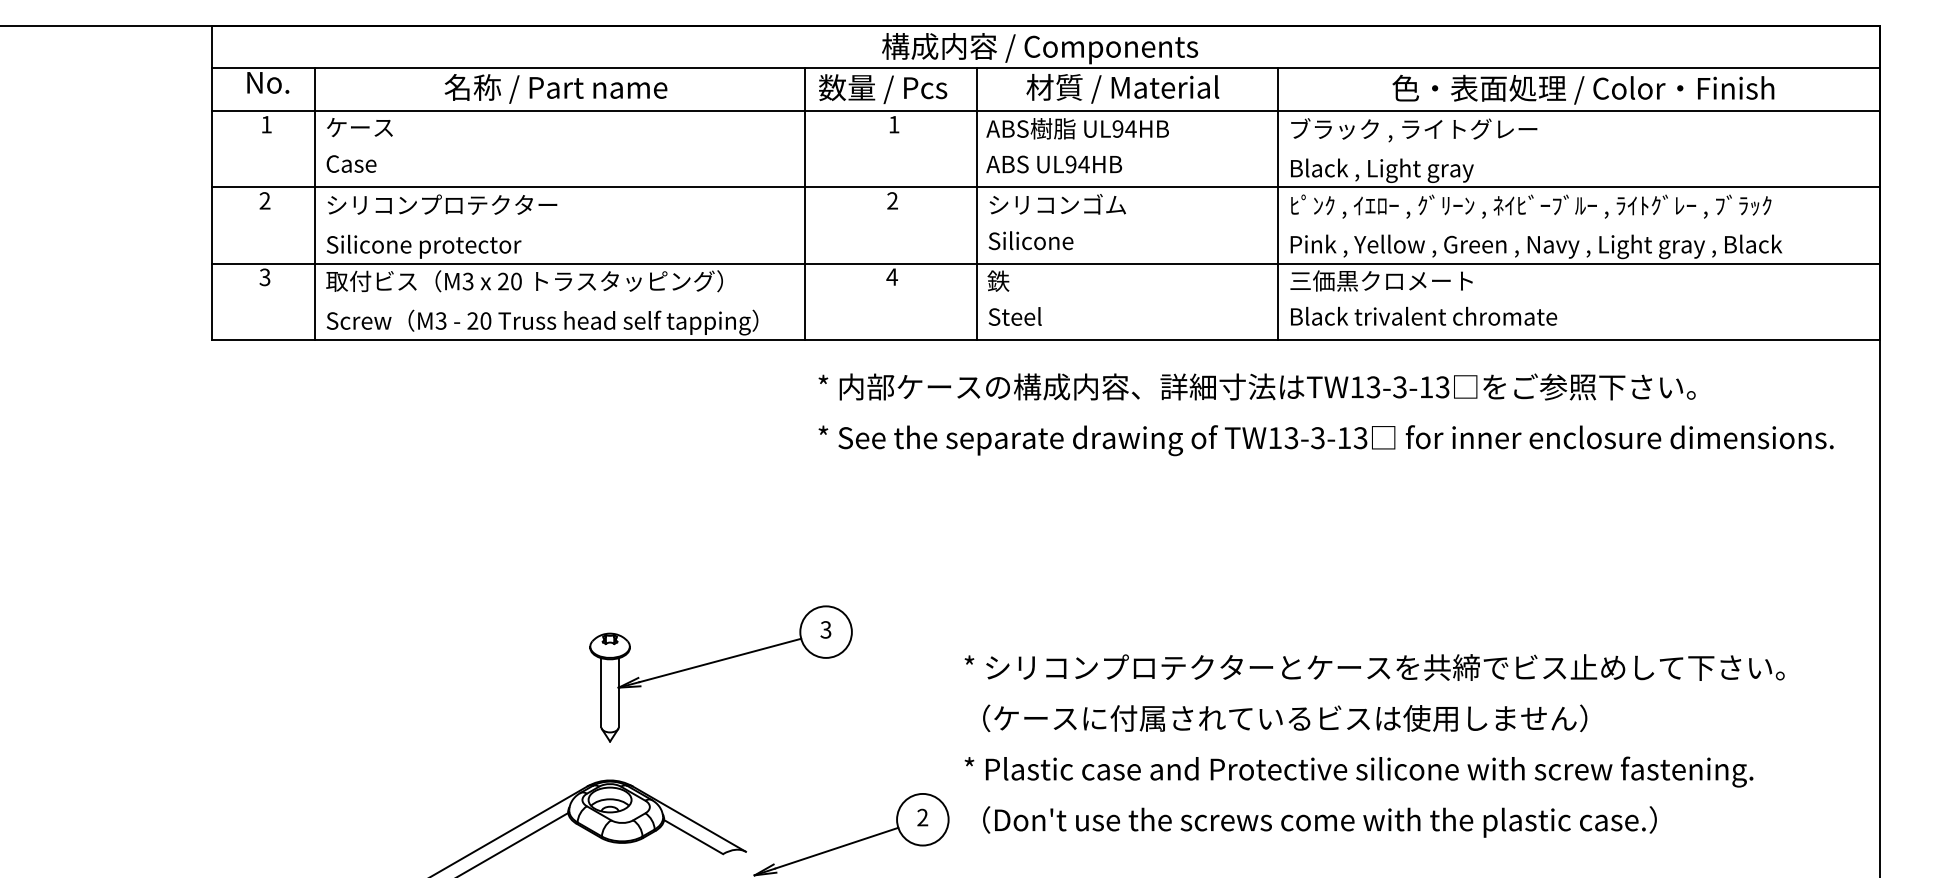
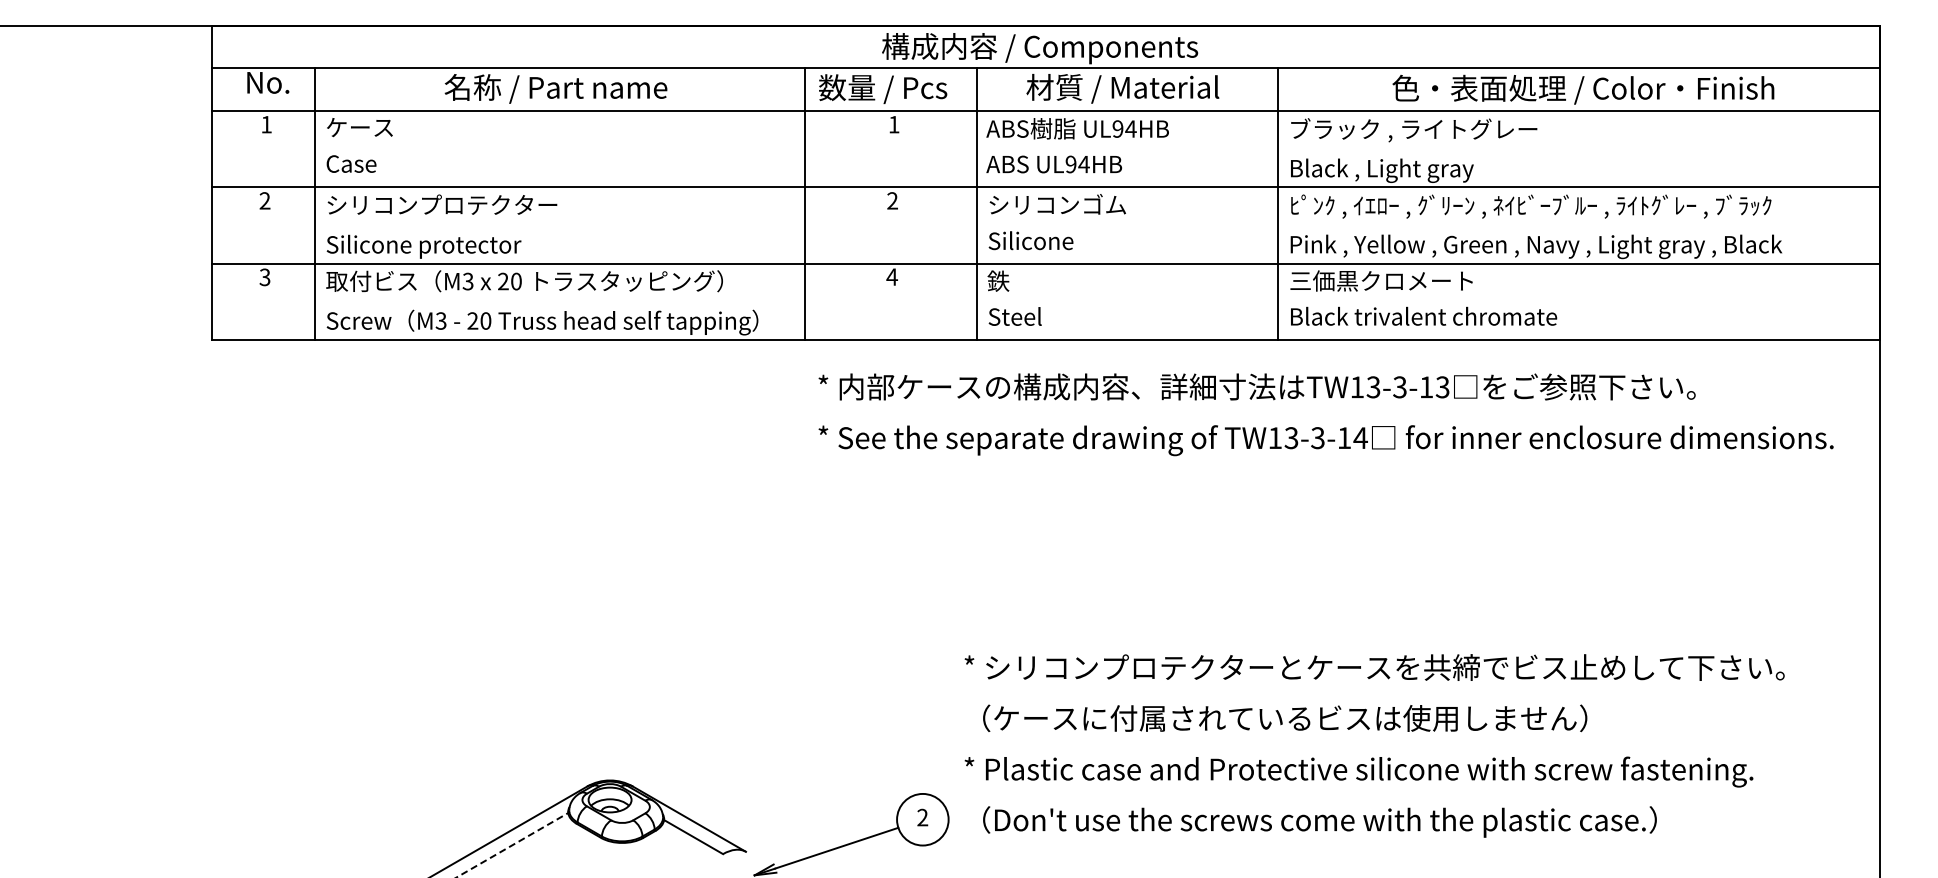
text: TW13-3-13 -> TW13-3-14 (1360, 438)
part: present -> none (717, 662)
line: solid -> dashed (512, 845)
